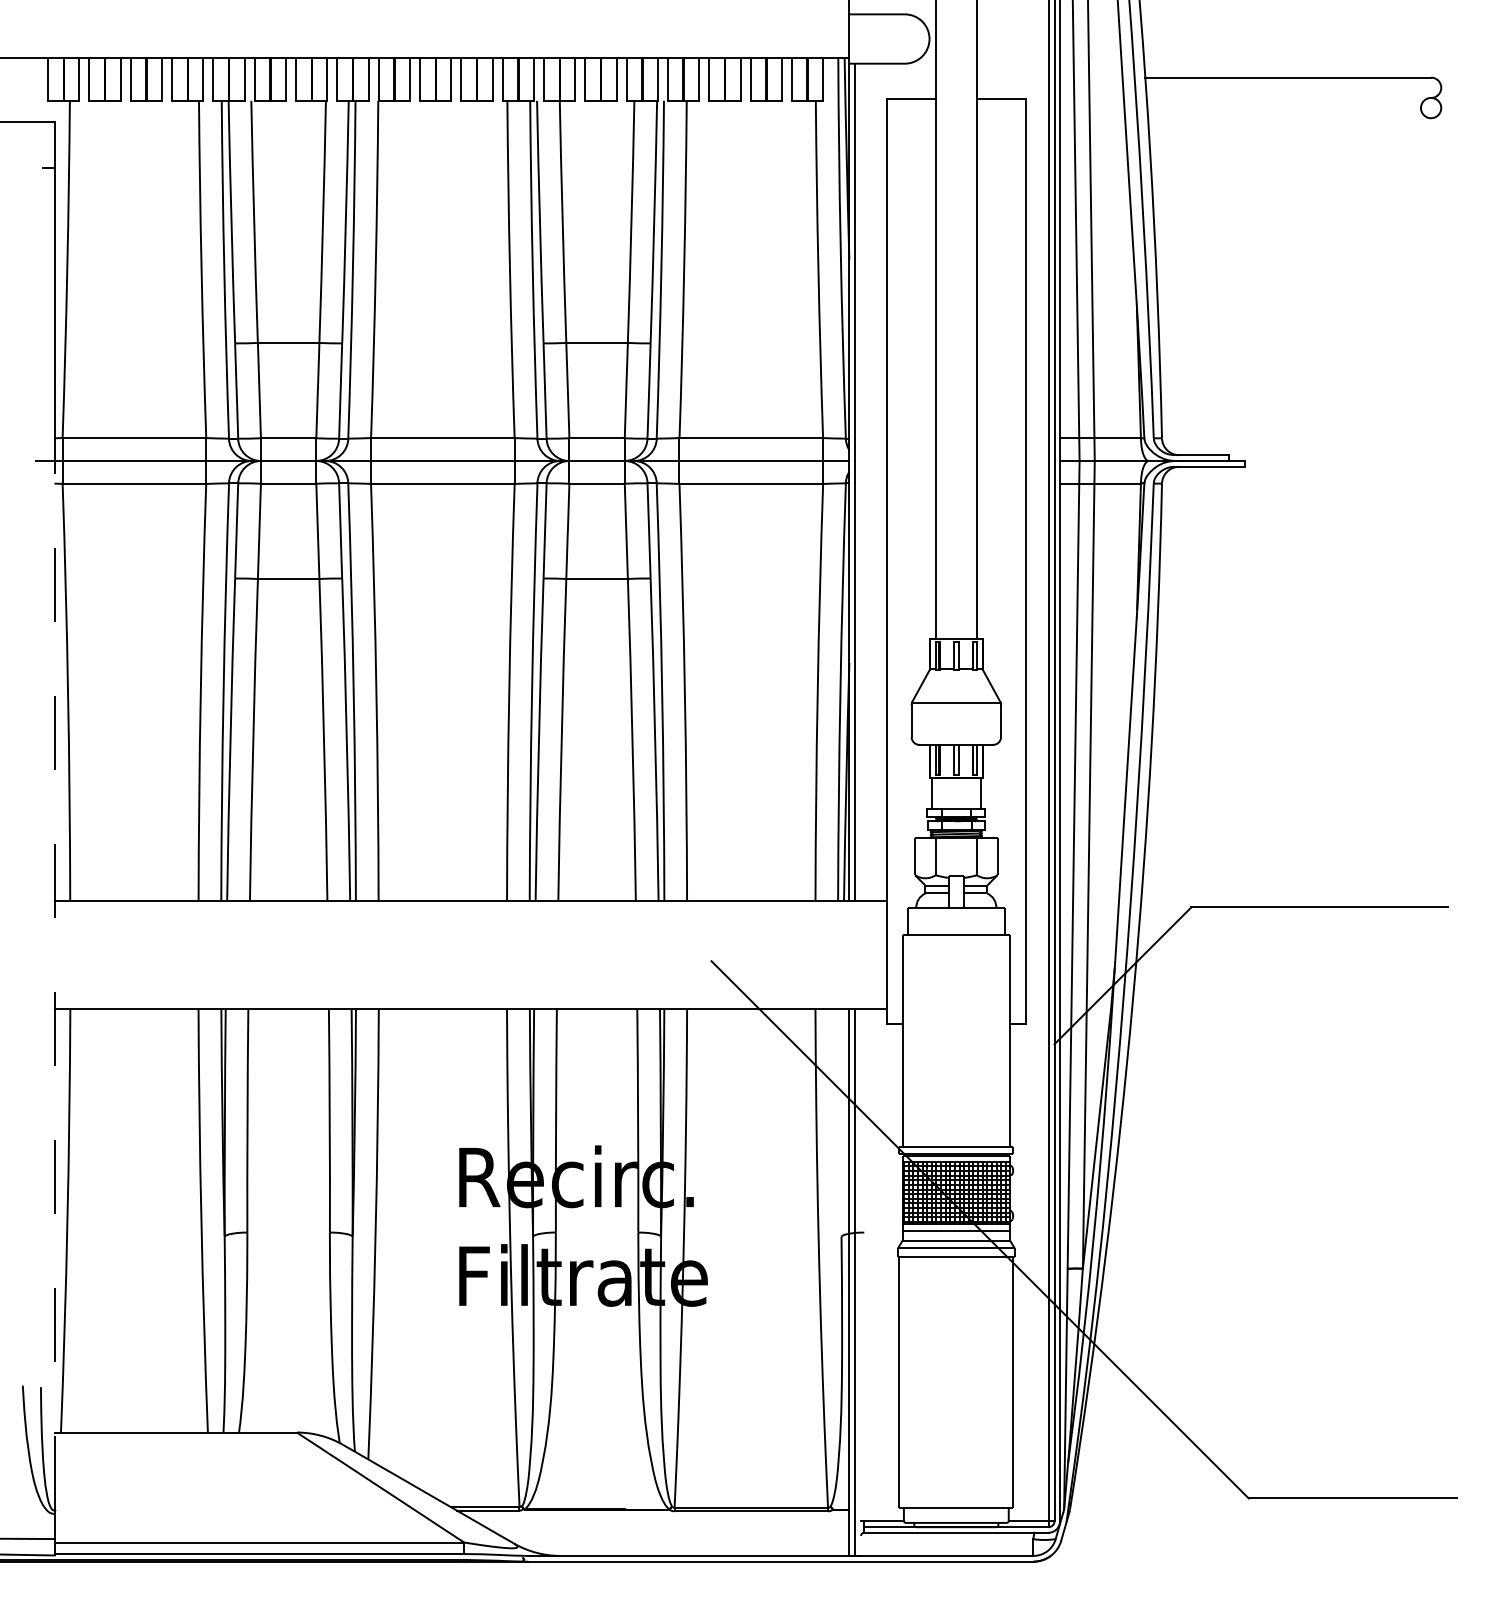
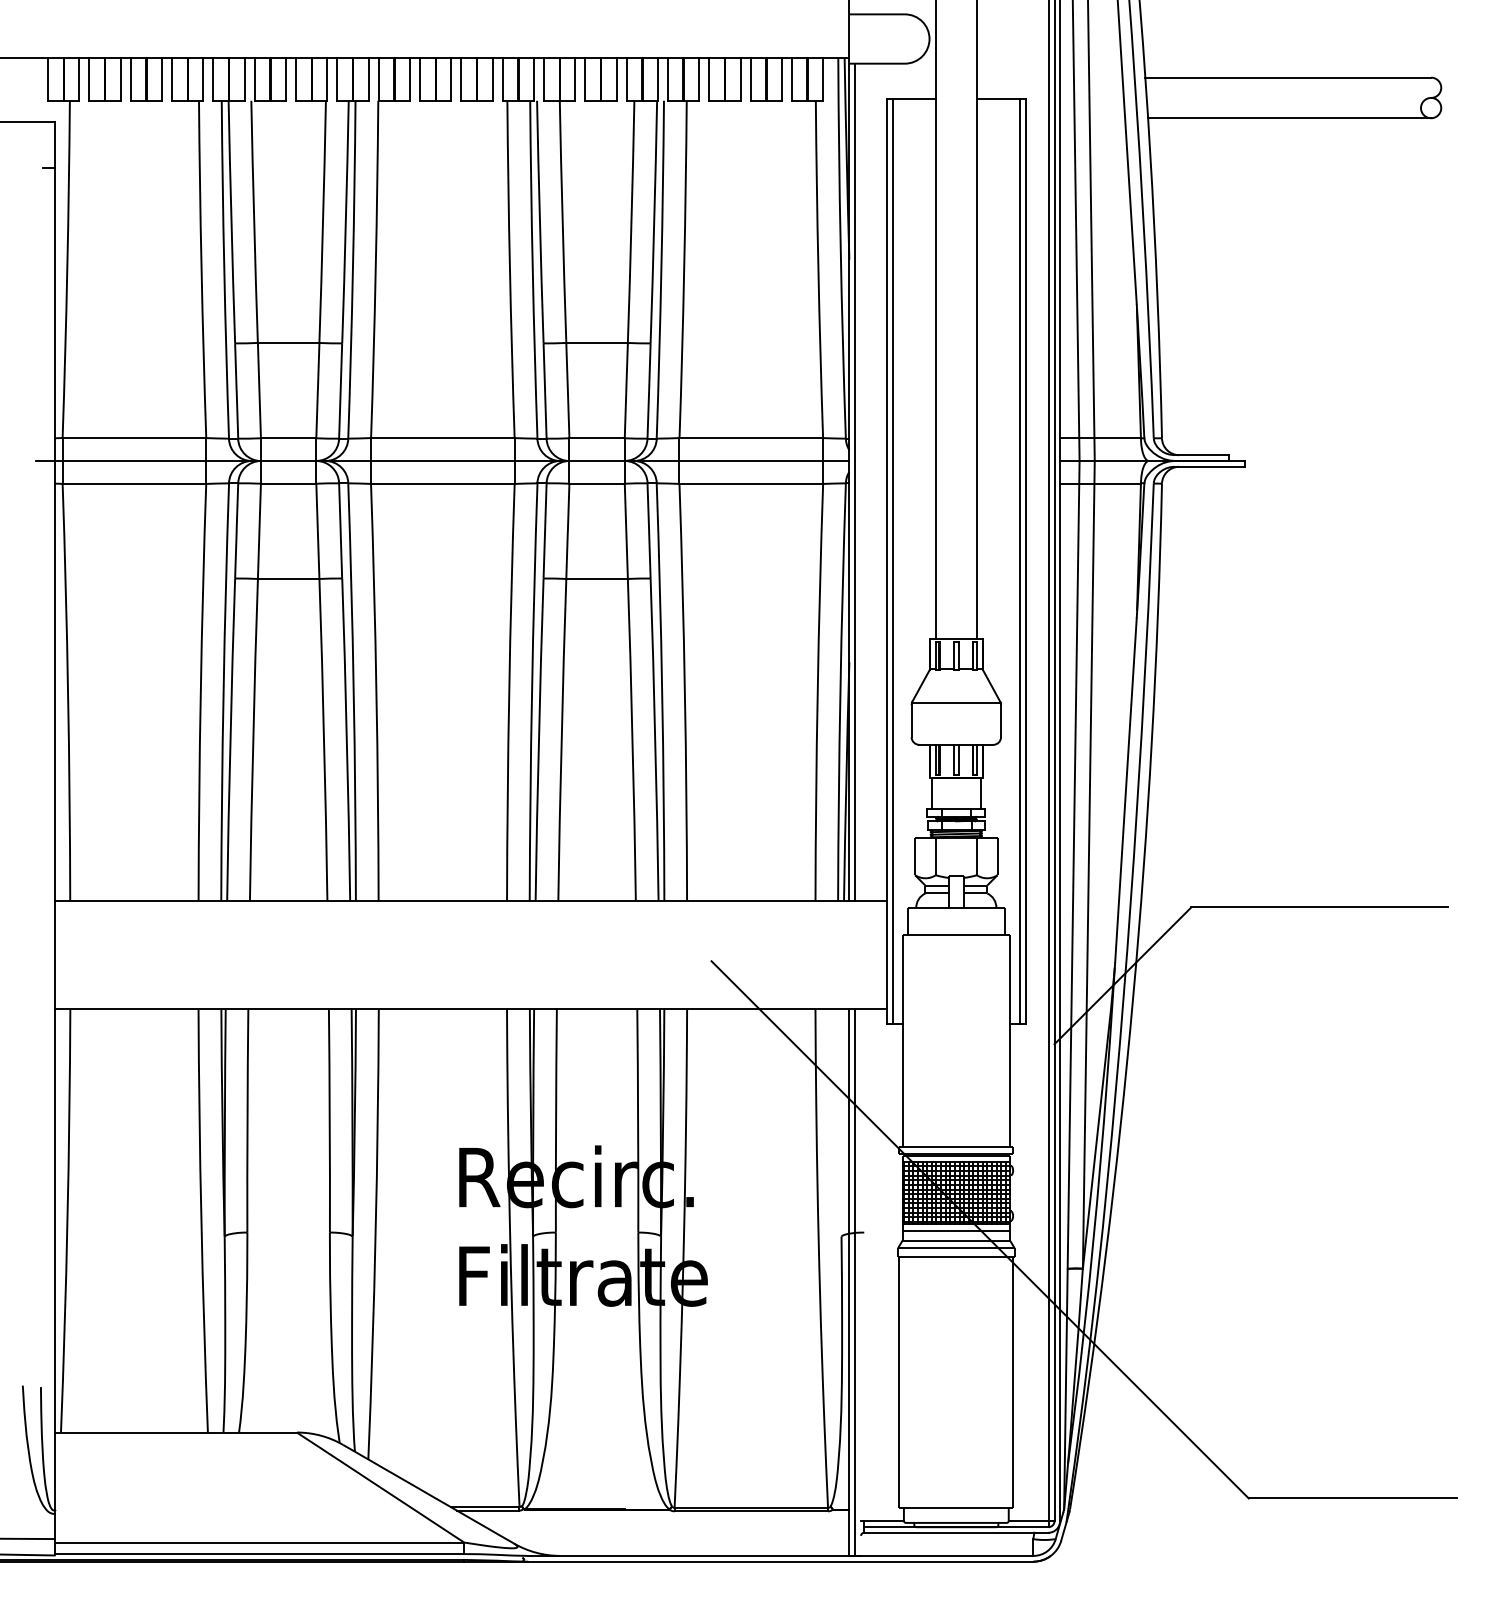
line: none -> present (1289, 118)
line: none -> present (892, 560)
line: none -> present (1020, 560)
line: dashed -> solid (54, 985)
